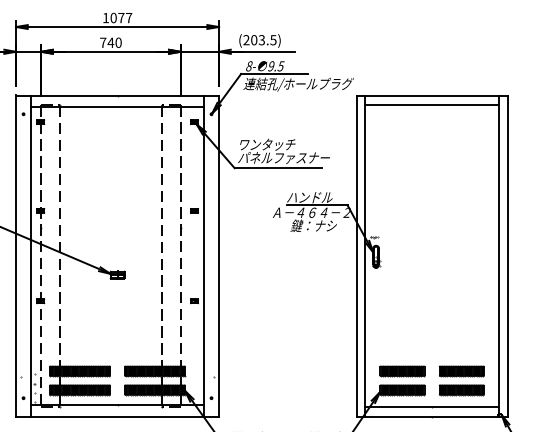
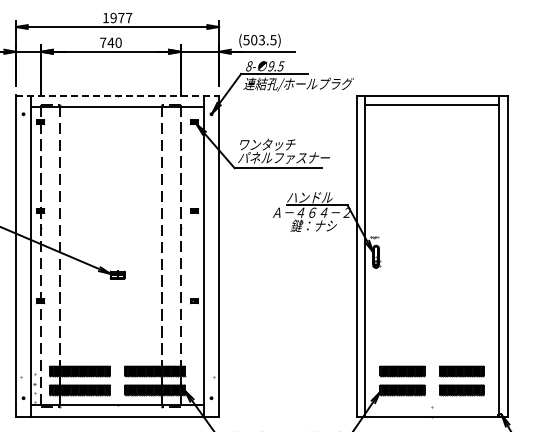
text: 1077 -> 1977 (113, 18)
text: (203.5) -> (503.5) (246, 40)
line: solid -> dashed (117, 96)
line: present -> none (432, 407)
